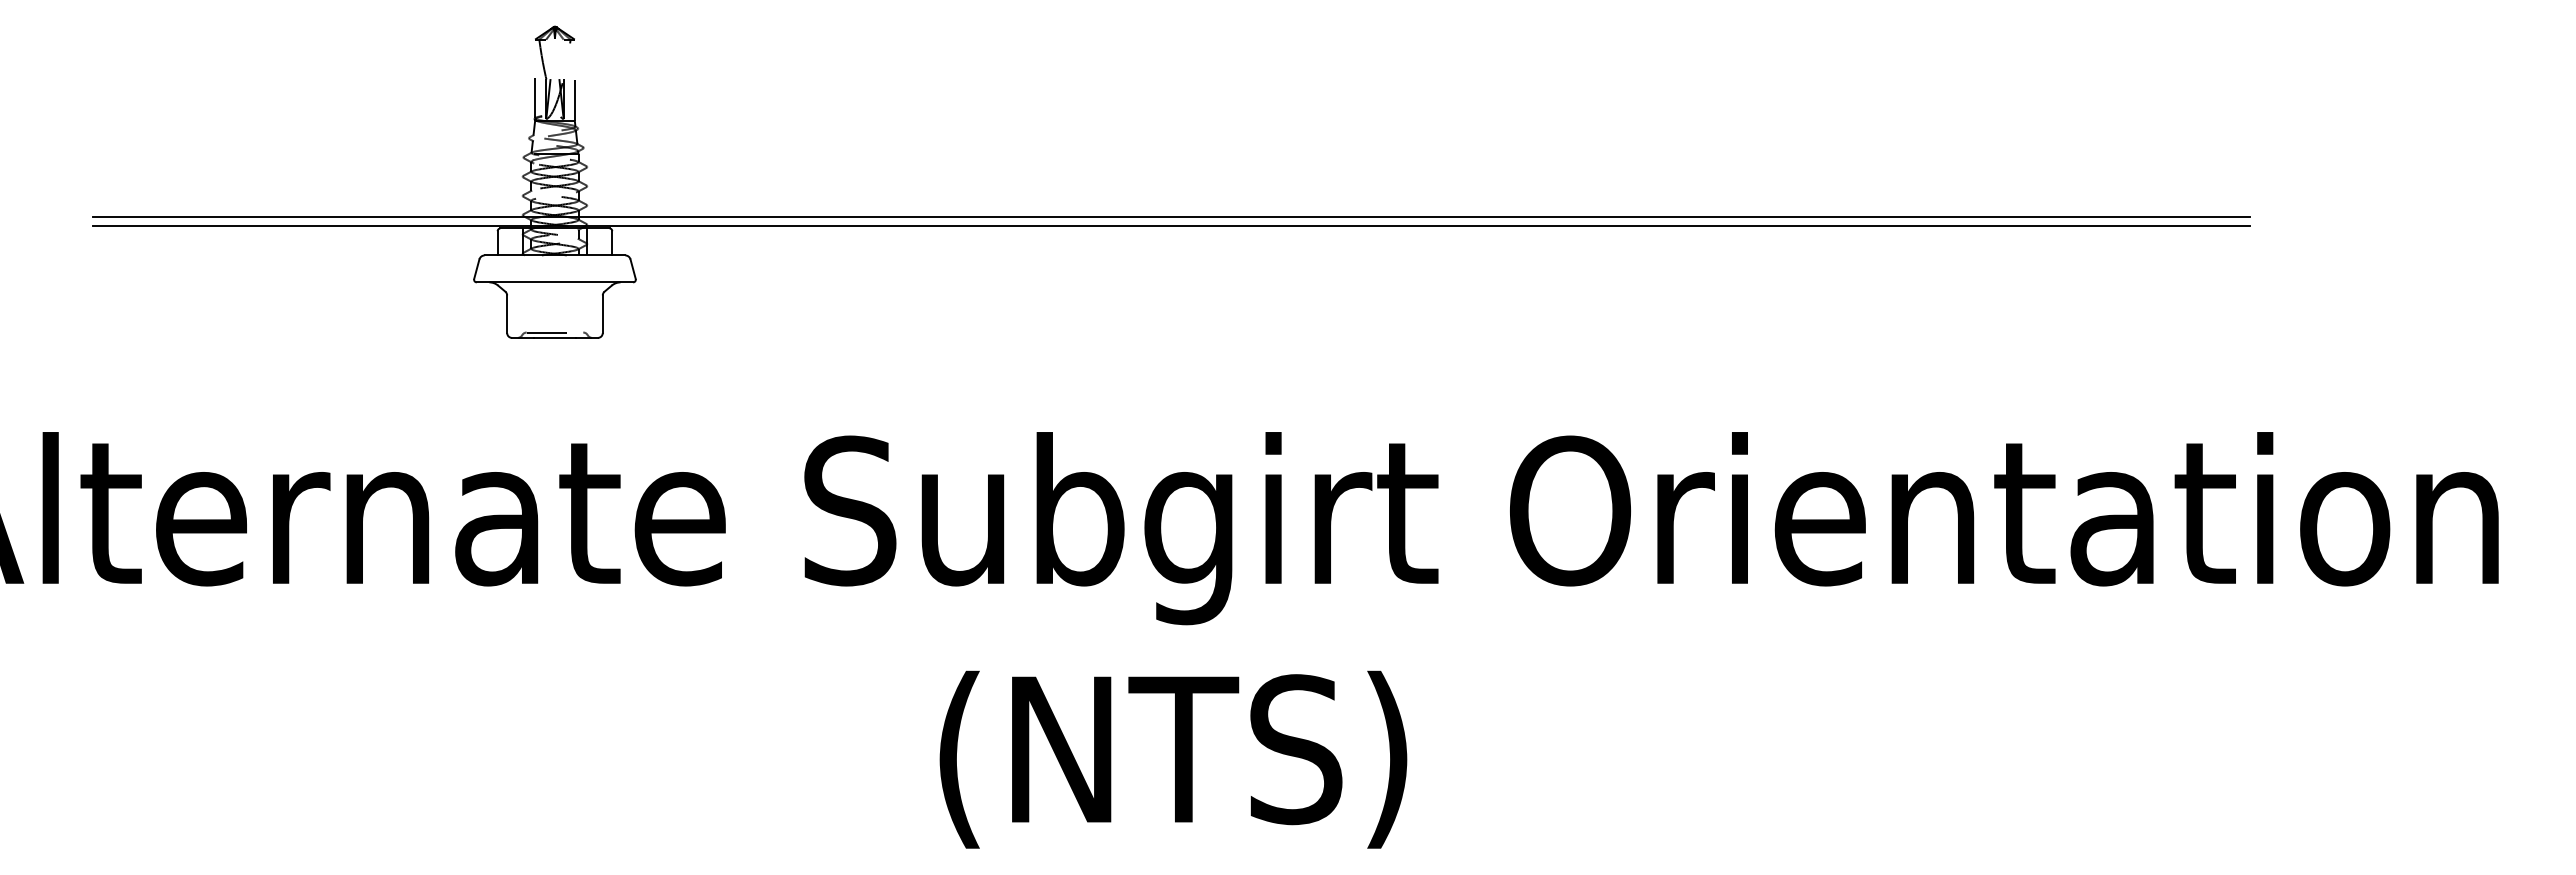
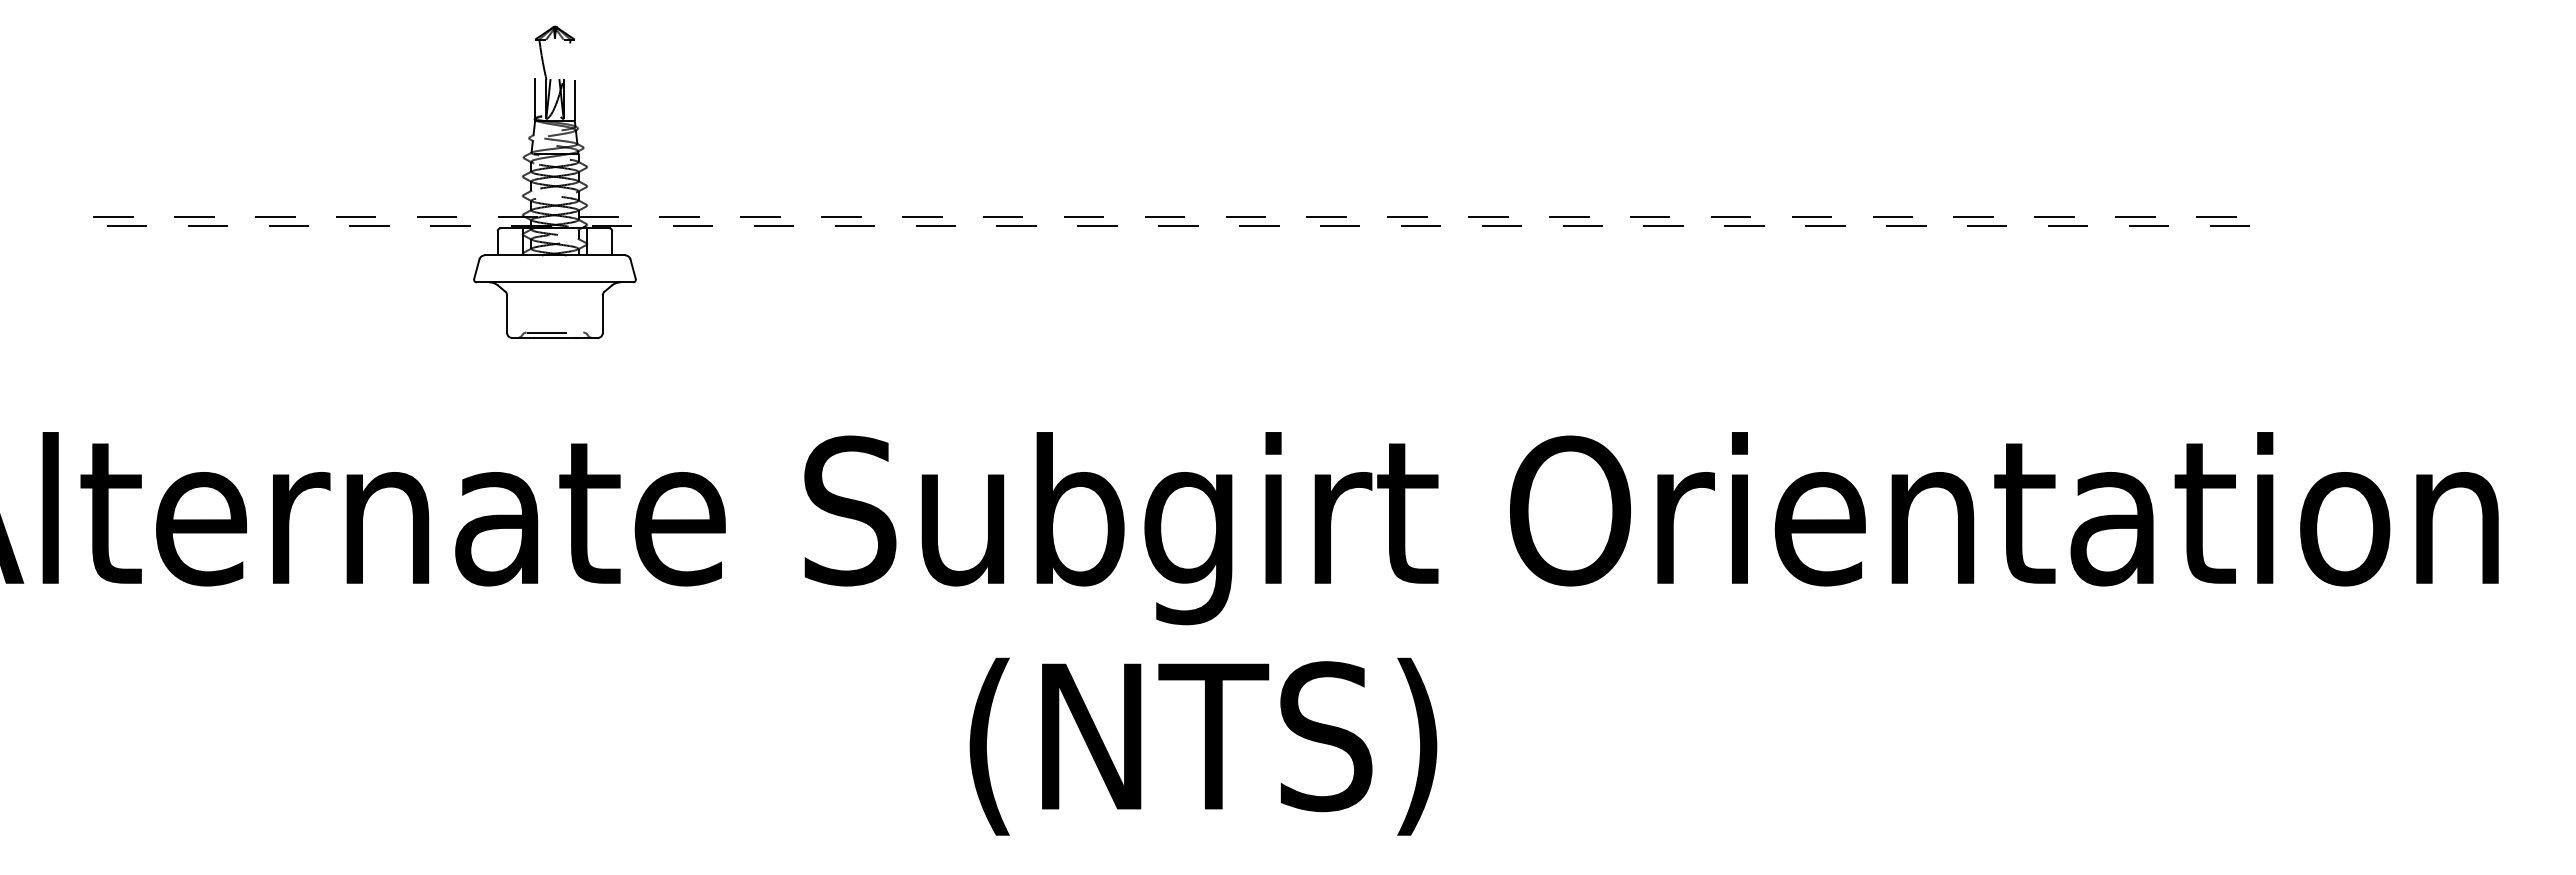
line: solid -> dashed (1172, 217)
line: solid -> dashed (1171, 225)
text position: (1173, 759) -> (1203, 746) (1203, 746)
